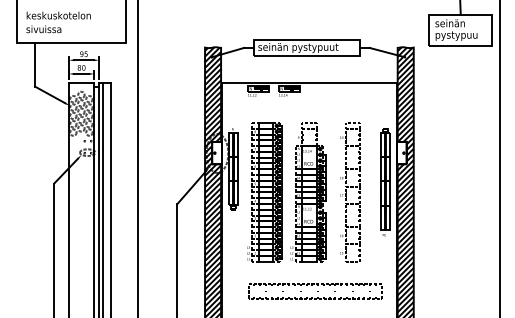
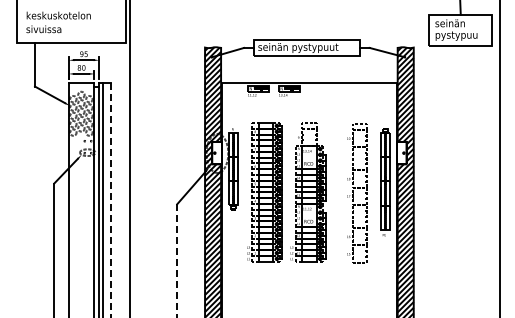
line position: (138, 158) -> (130, 158) (130, 158)
part position: (350, 192) -> (357, 193) (357, 193)
line: solid -> dashed (110, 200)
line: solid -> dashed (177, 260)
part: present -> none (315, 291)
